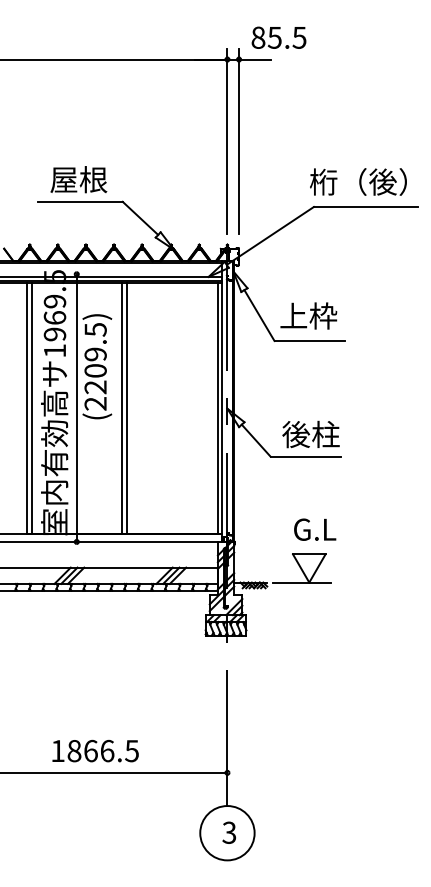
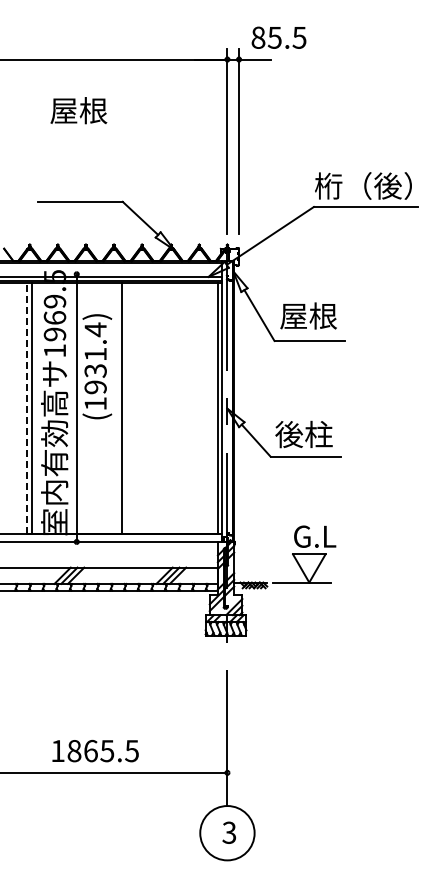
text position: (78, 179) -> (78, 110) (78, 110)
text position: (358, 181) -> (363, 185) (363, 185)
text: 上枠 -> 屋根 (308, 315)
text: (2209.5) -> (1931.4) (95, 366)
line: present -> none (126, 407)
line: solid -> dashed (26, 408)
text position: (310, 434) -> (303, 434) (303, 434)
text position: (315, 529) -> (315, 536) (315, 536)
text: 1866.5 -> 1865.5 (107, 750)
